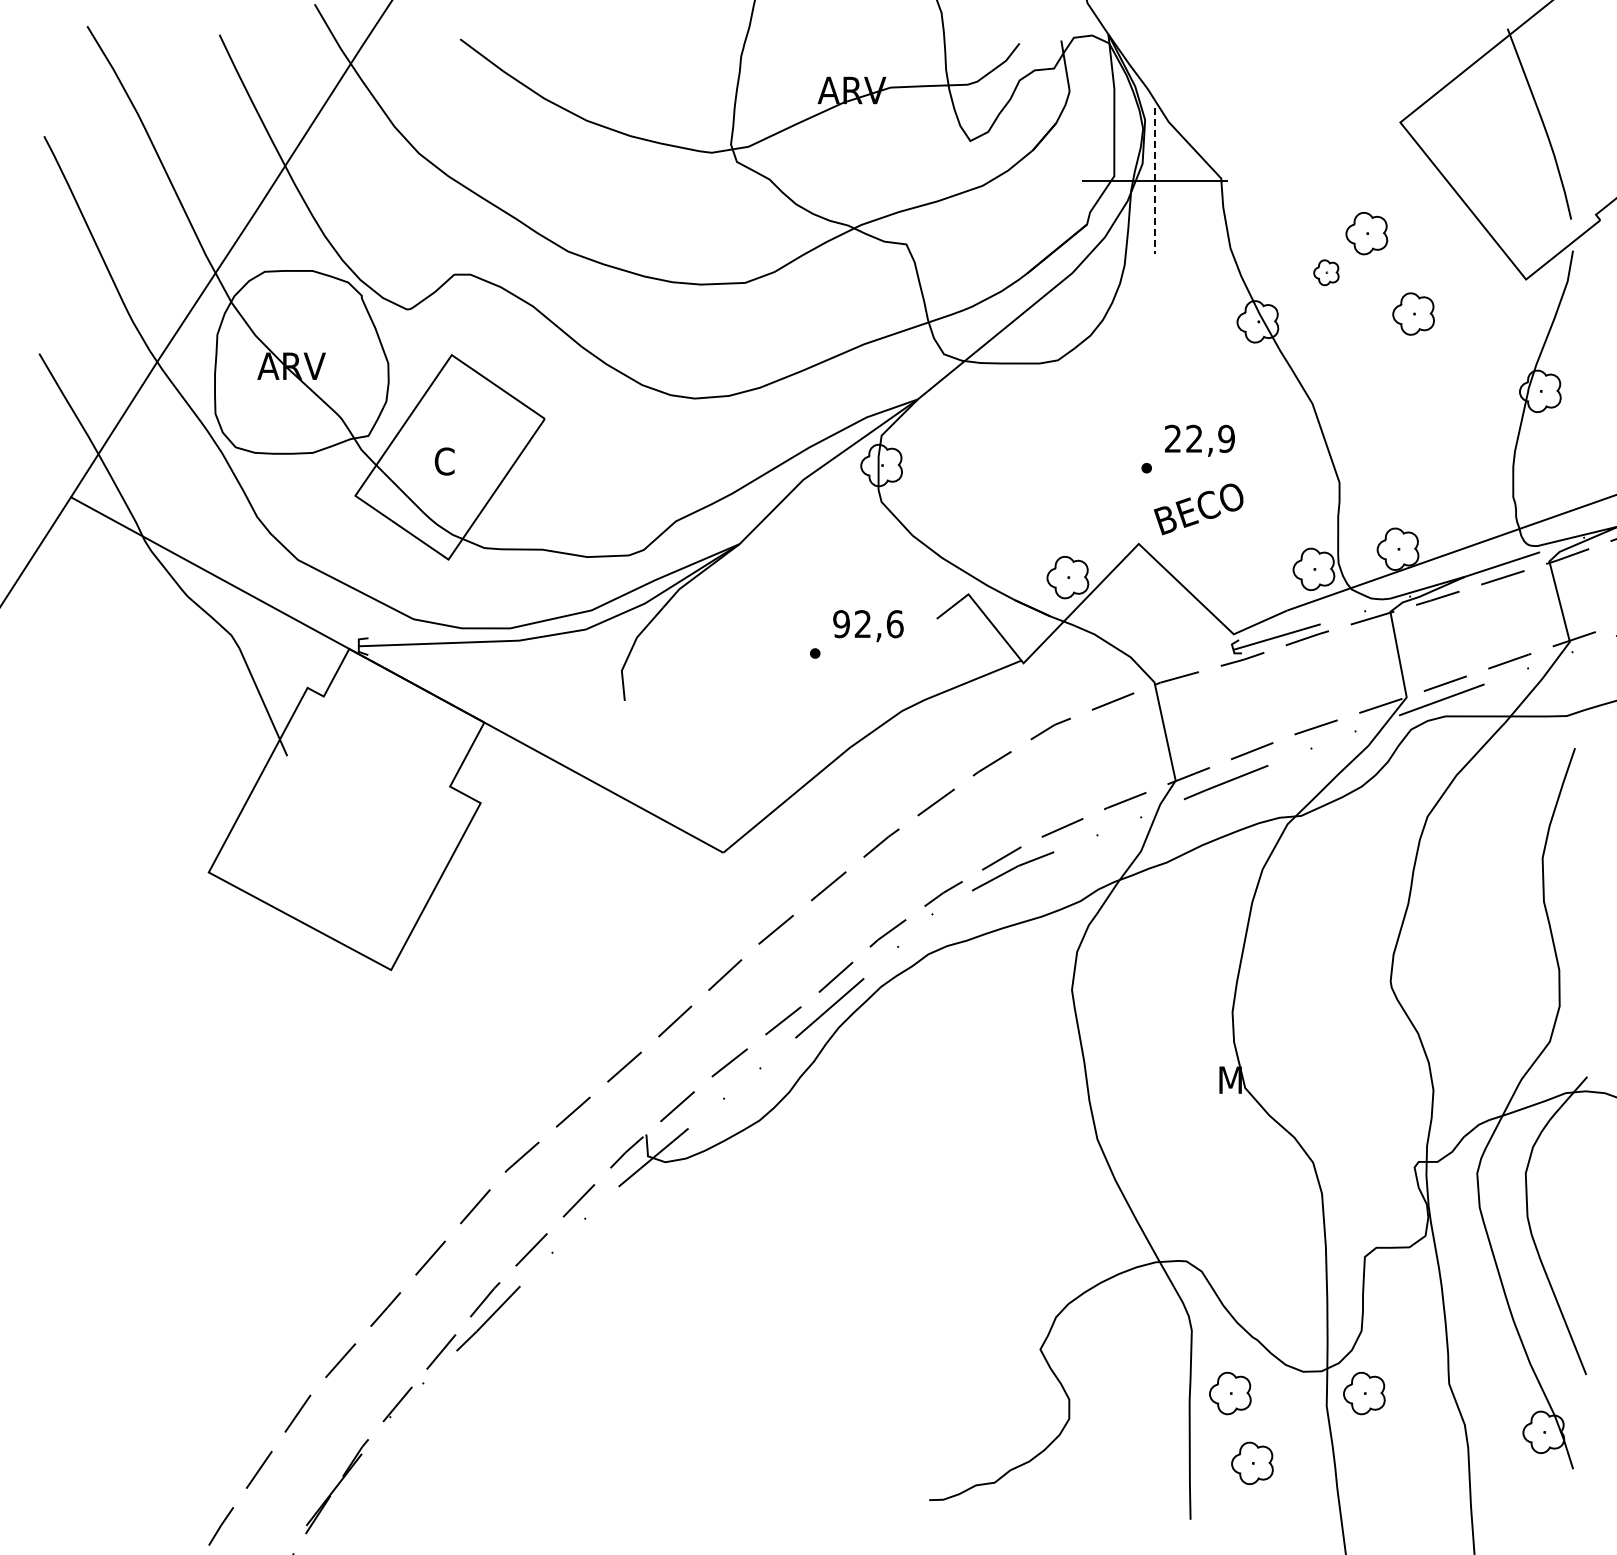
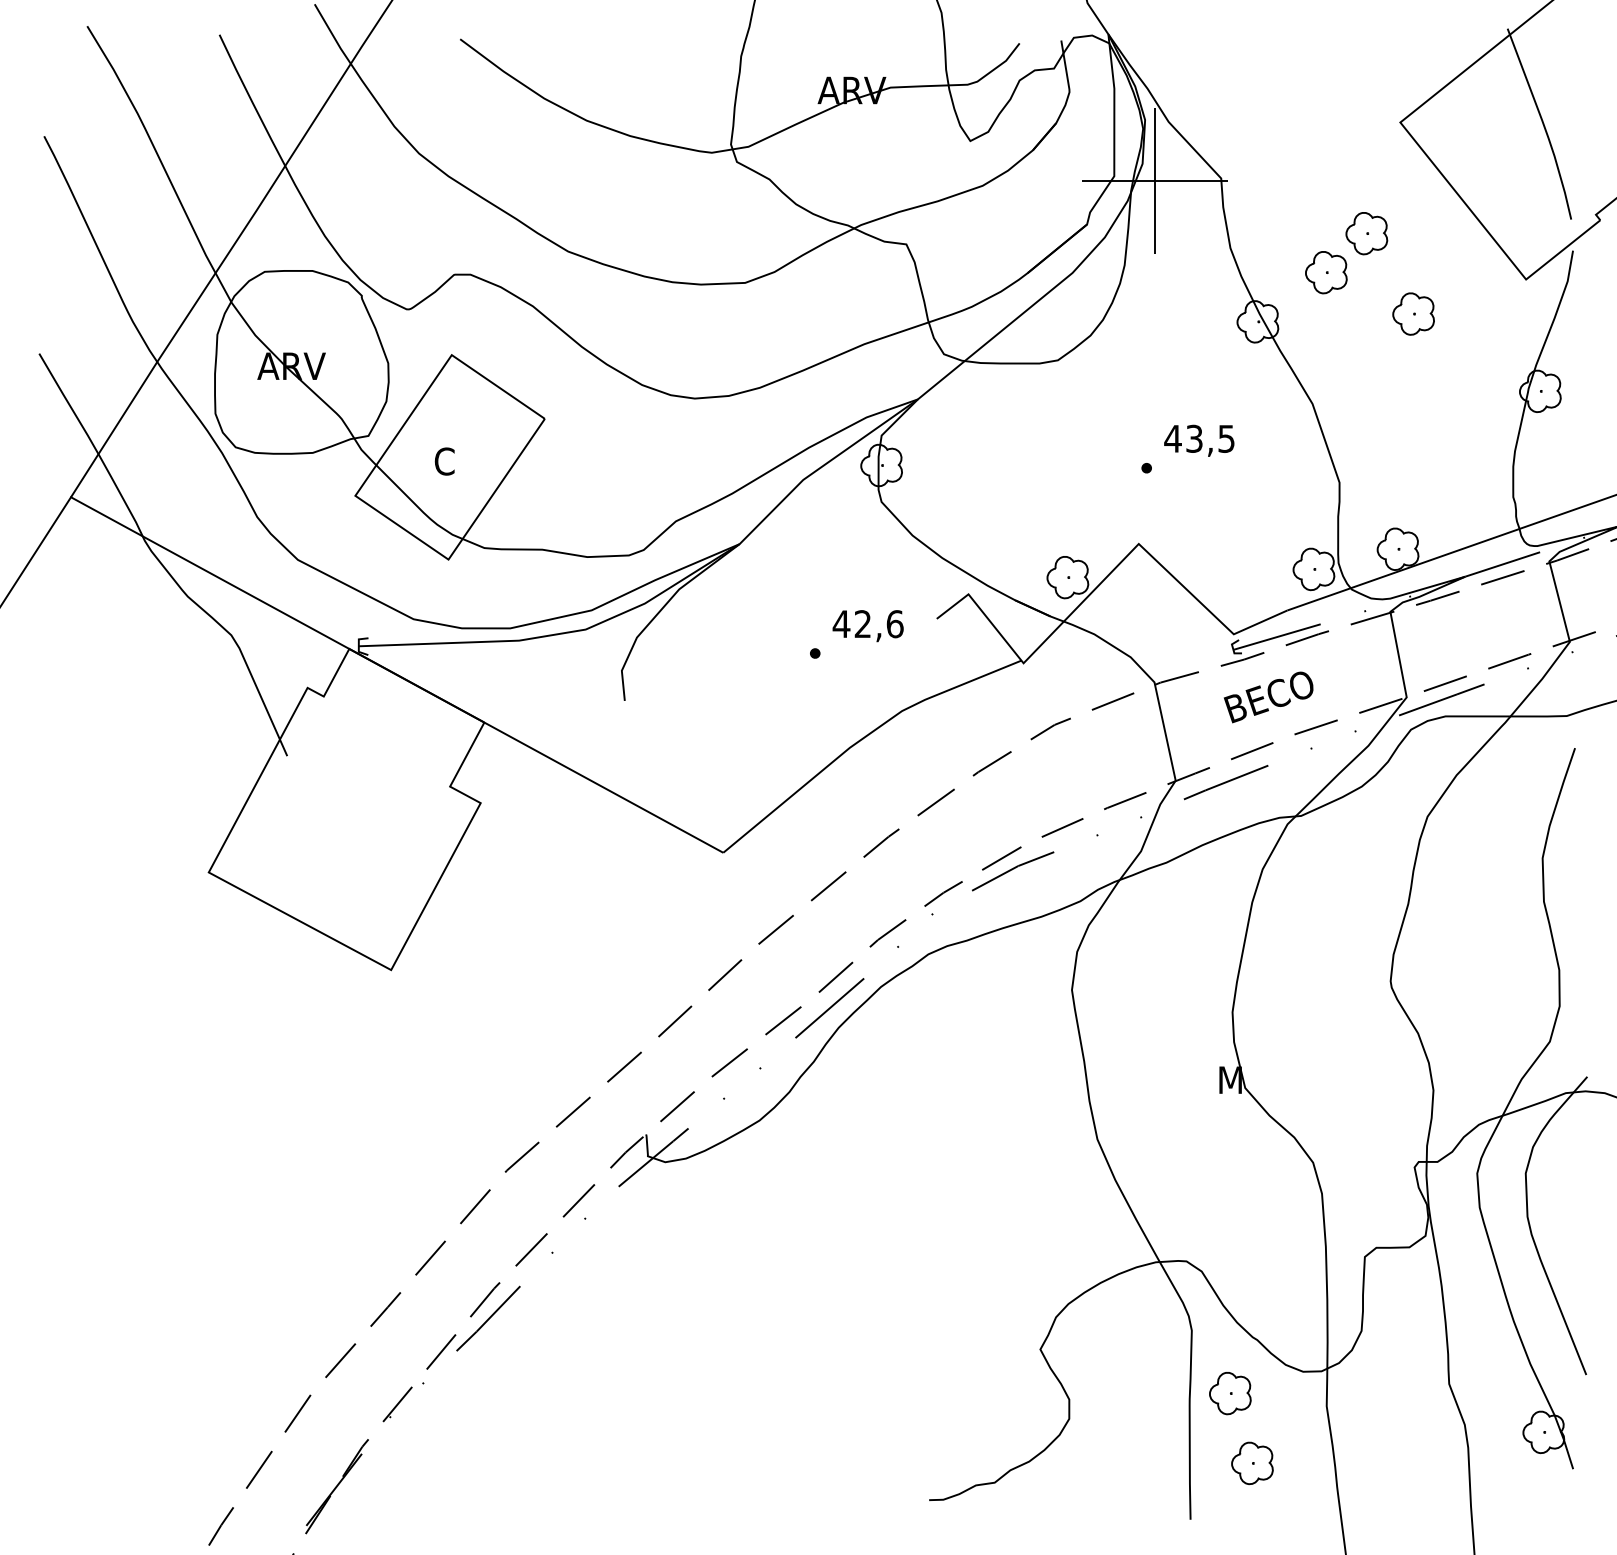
line: dashed -> solid (1155, 180)
part size: 27x28 px -> 43x44 px (1326, 272)
text: 22,9 -> 43,5 (1199, 438)
text position: (1198, 509) -> (1268, 697) (1268, 697)
text: 92,6 -> 42,6 (841, 624)
part: present -> none (1364, 1393)
